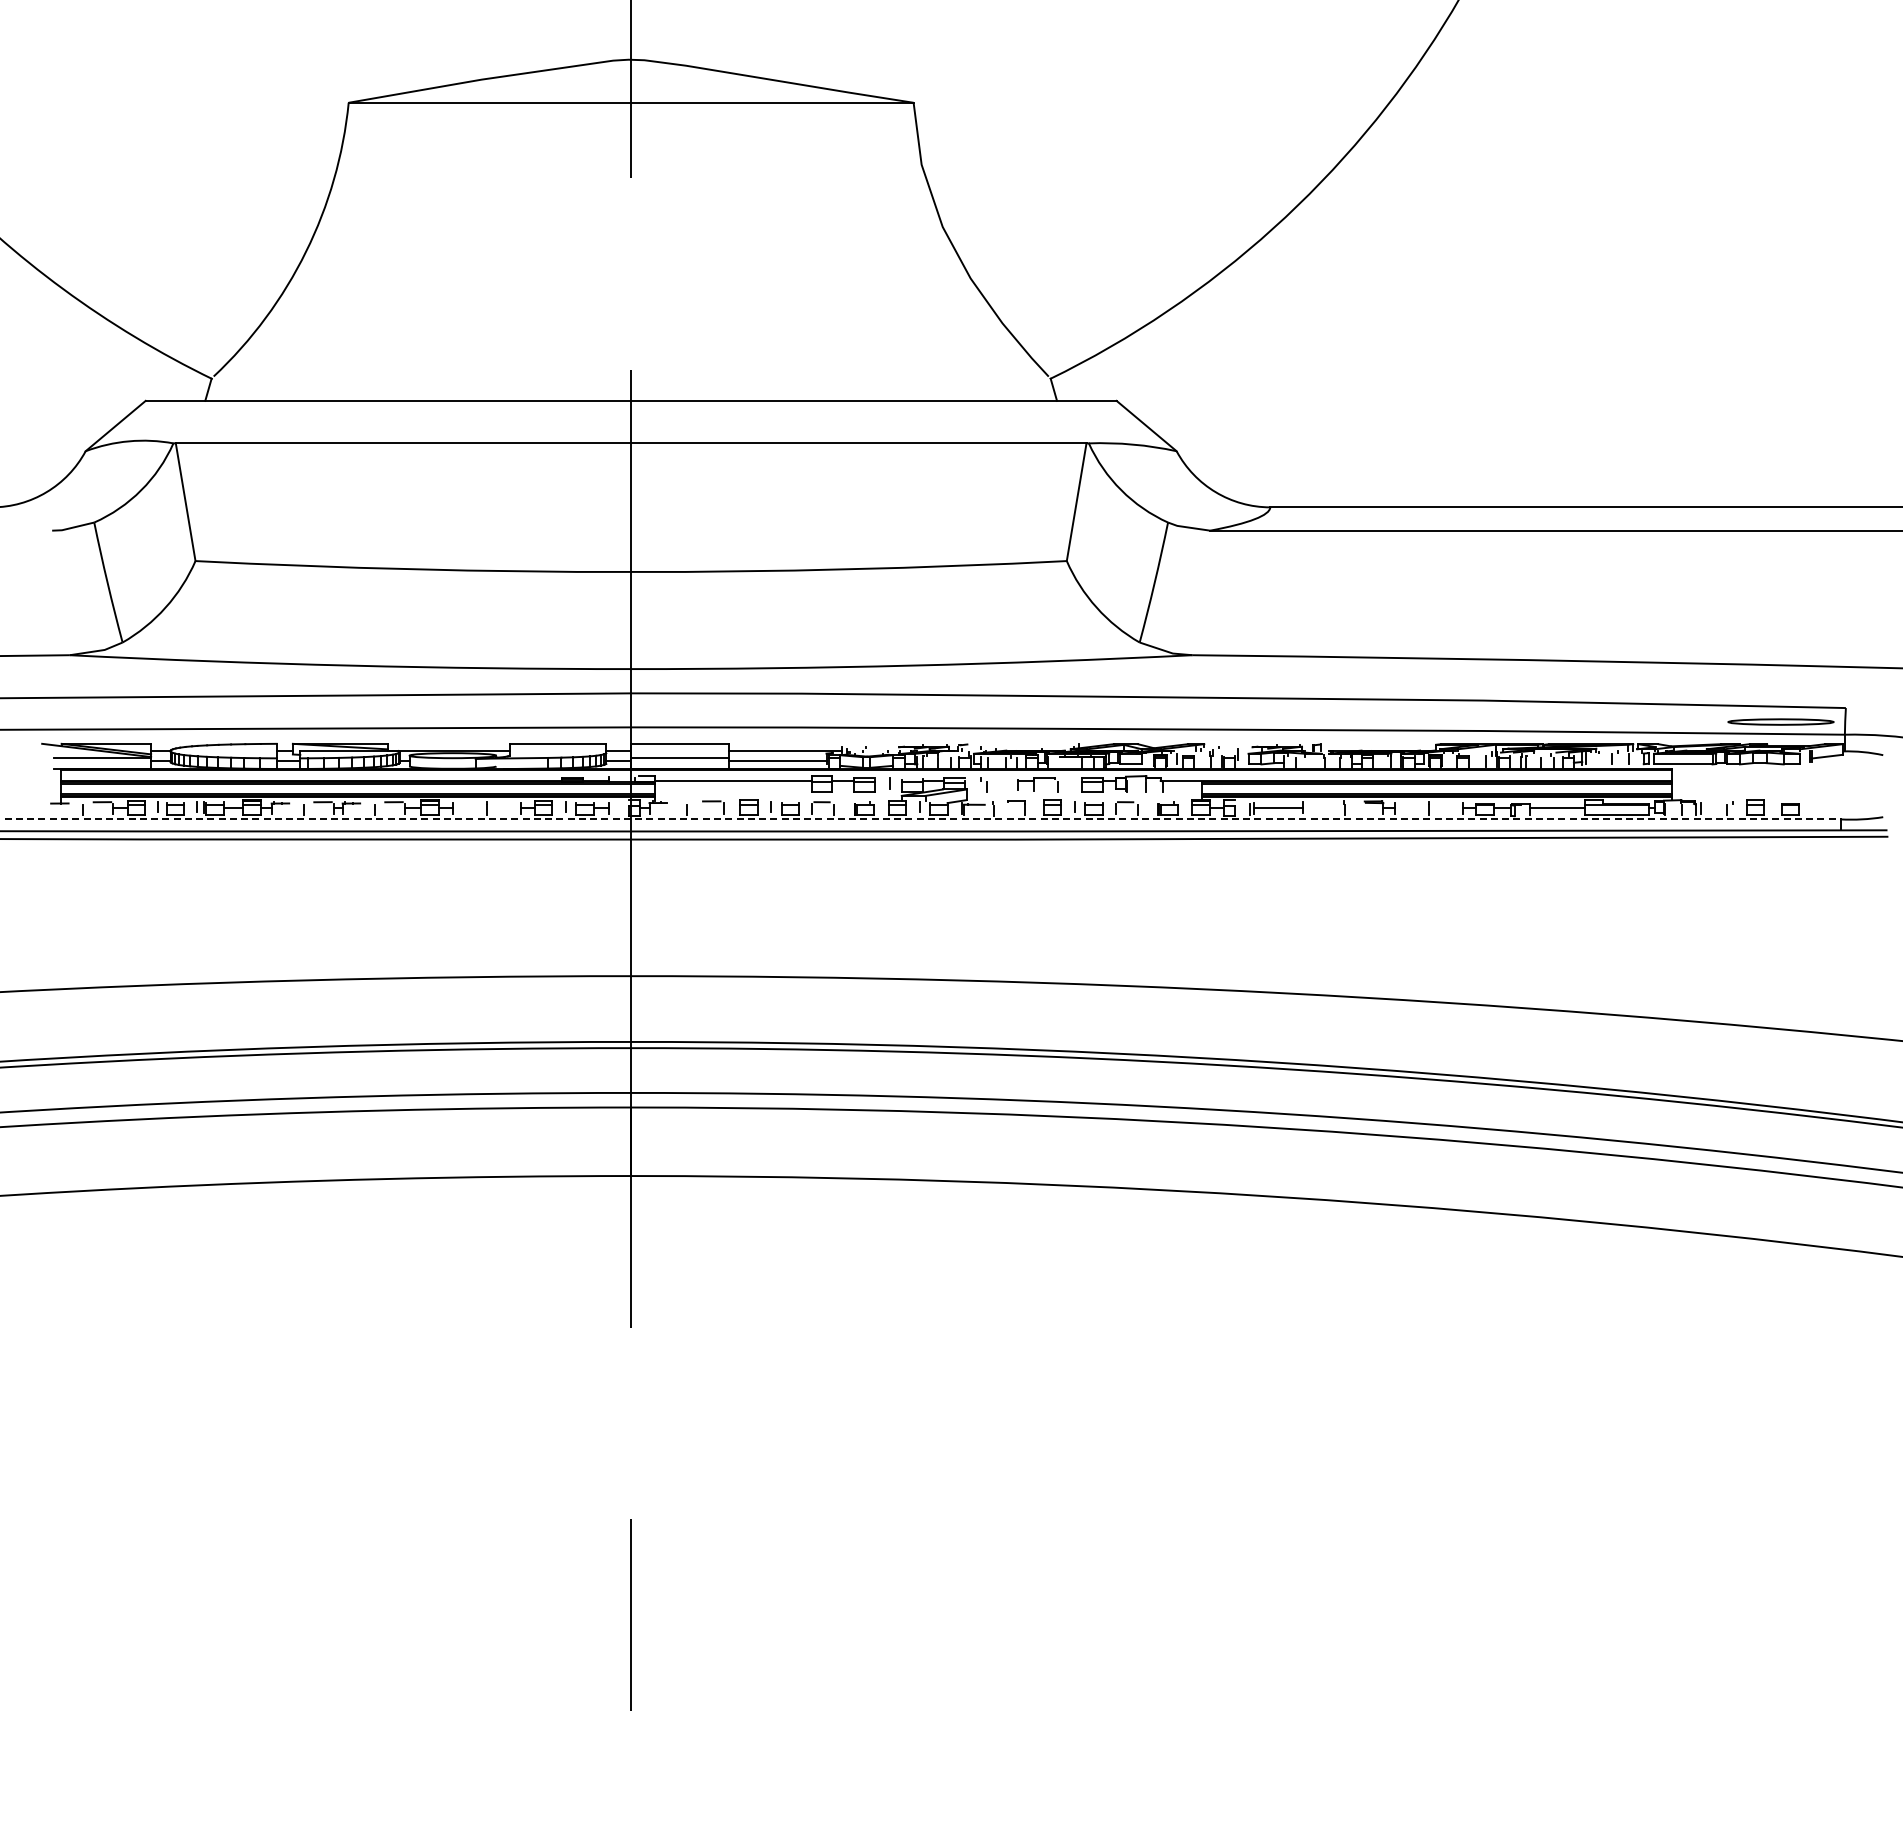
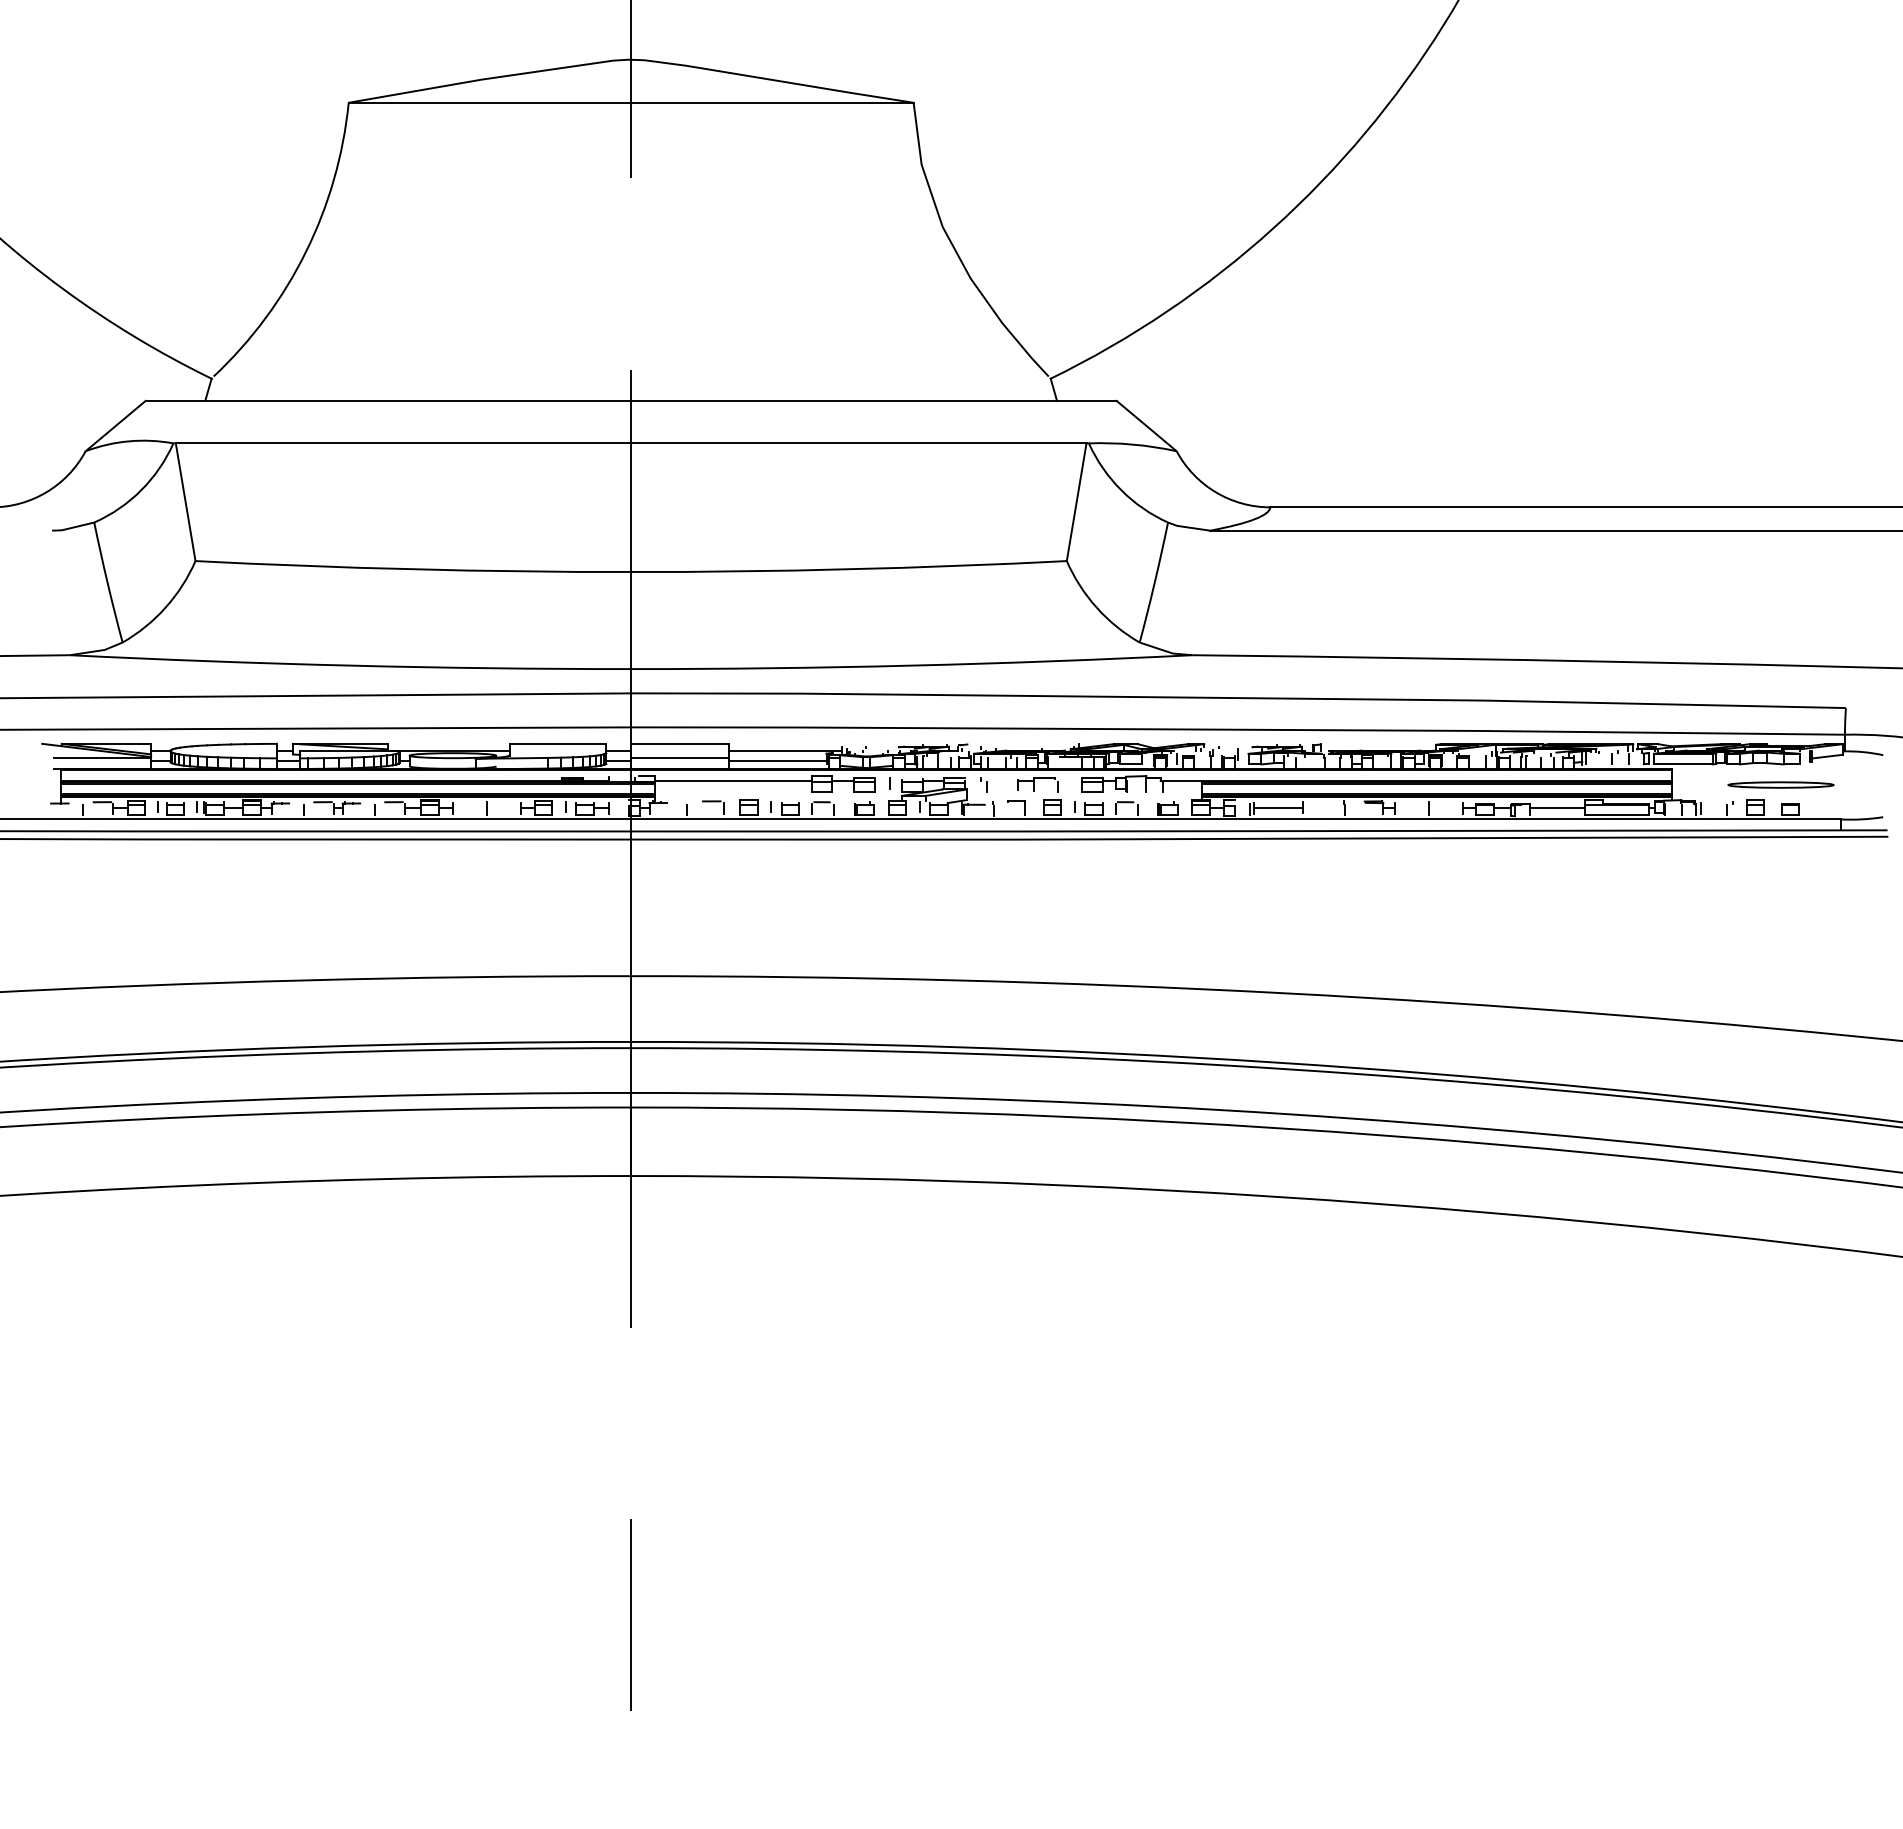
part position: (1780, 721) -> (1780, 784) (1780, 784)
line: dashed -> solid (920, 819)
